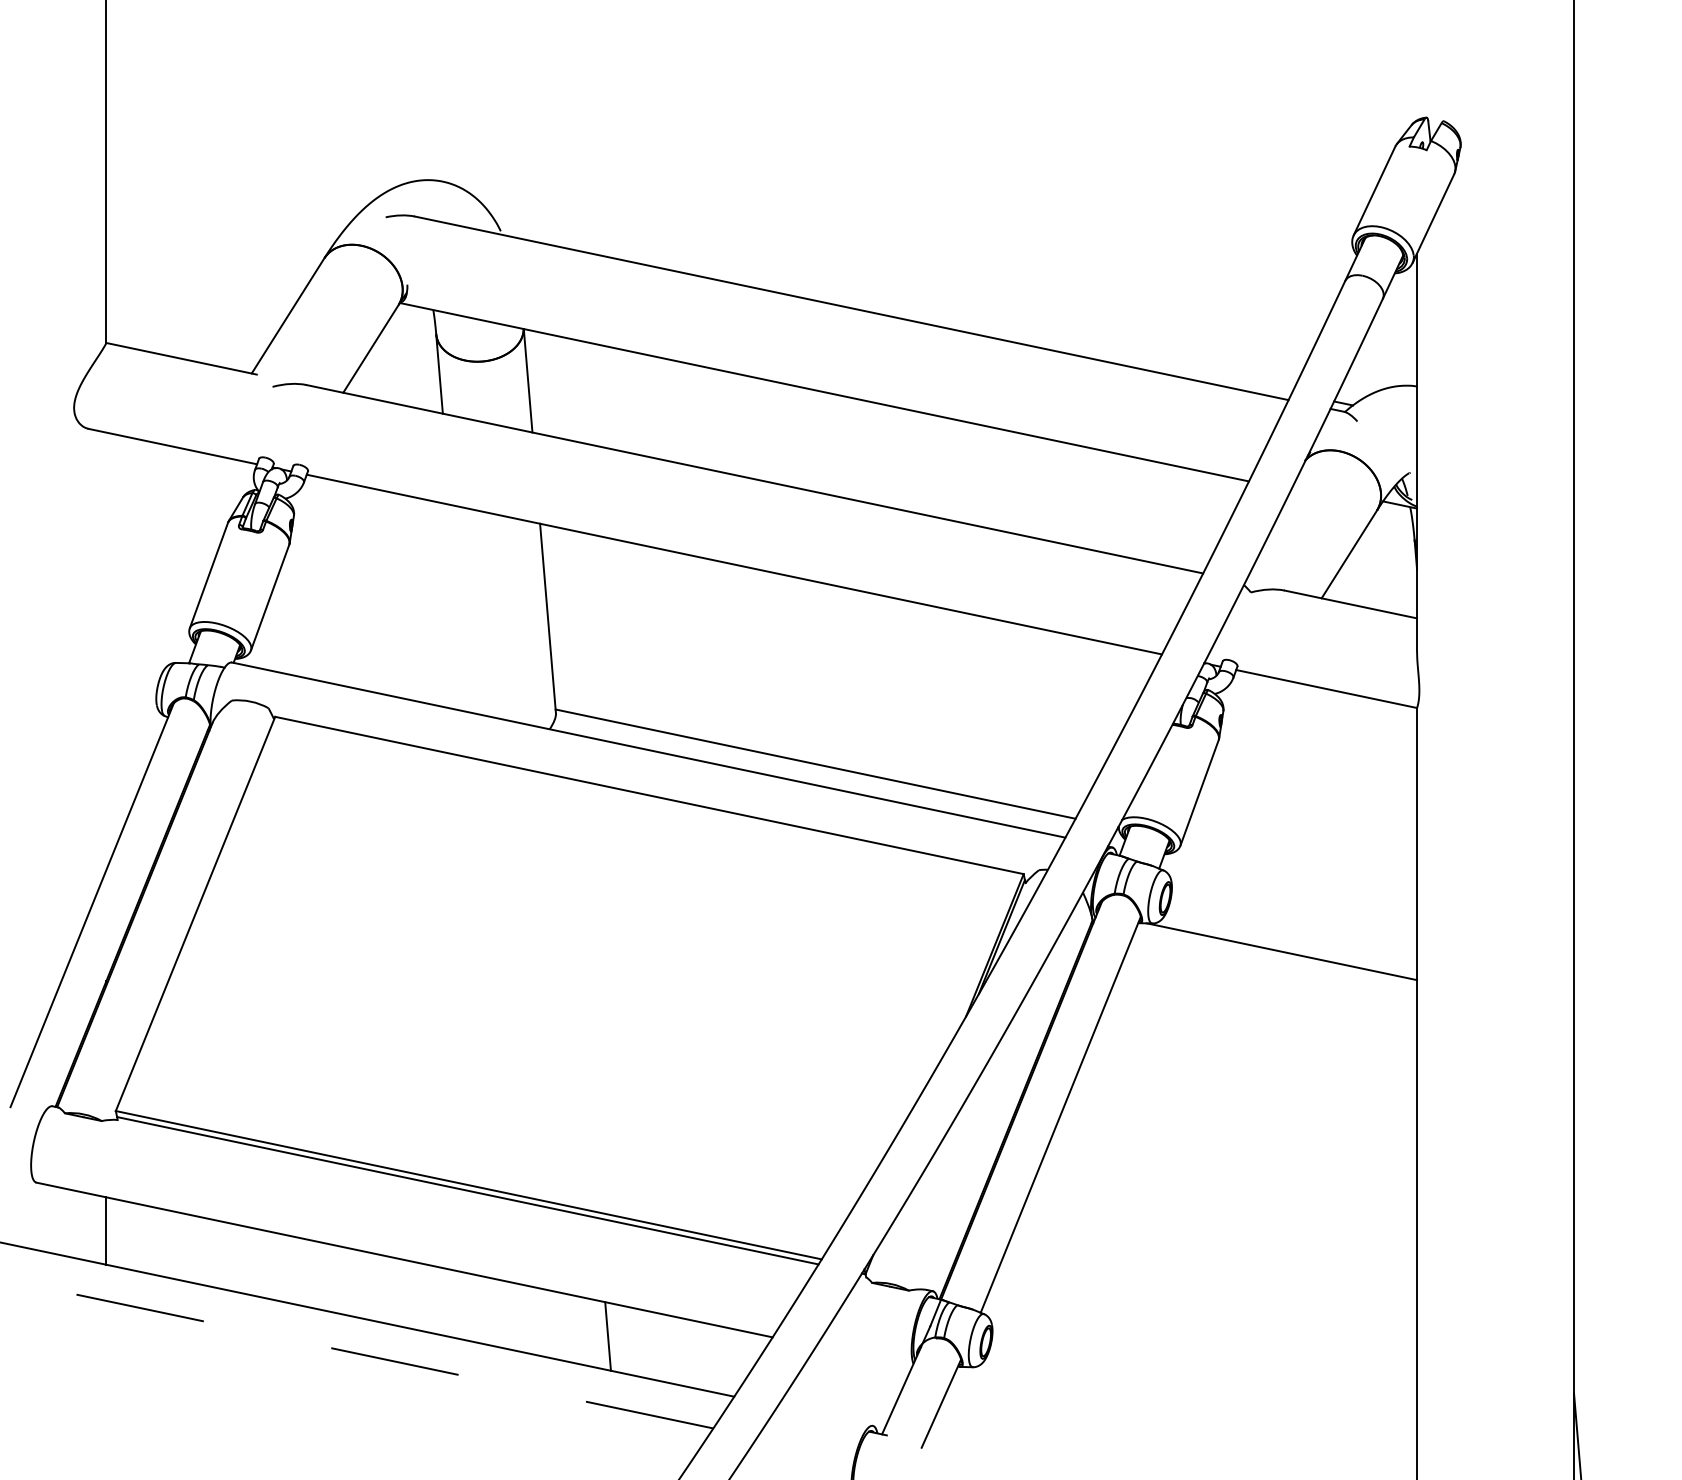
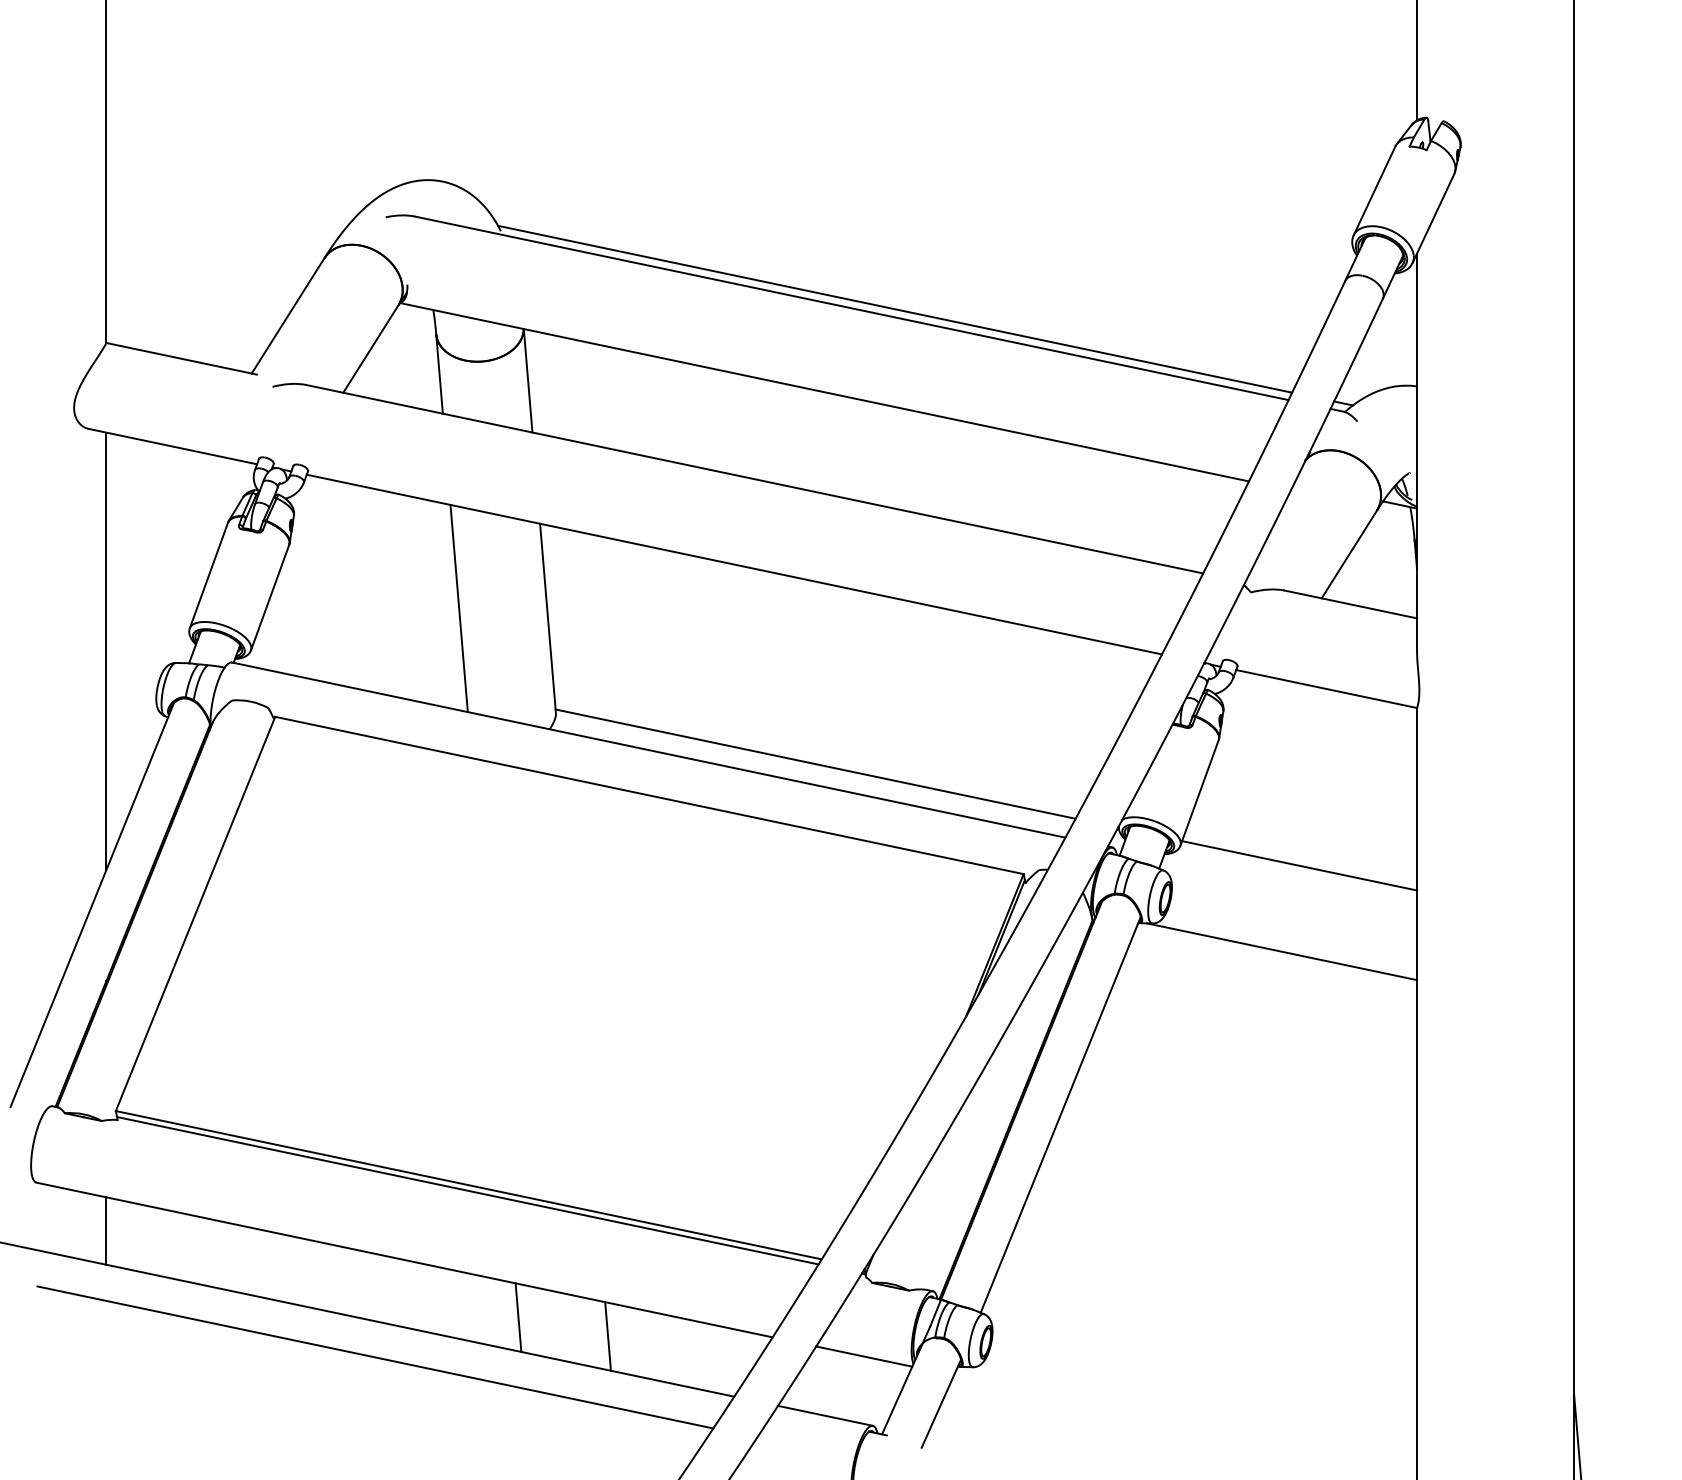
line: none -> present (1417, 61)
line: none -> present (894, 308)
line: none -> present (458, 608)
line: none -> present (106, 650)
line: none -> present (1299, 865)
line: none -> present (518, 1317)
line: none -> present (864, 1356)
line: dashed -> solid (374, 1357)
line: none -> present (824, 1415)
